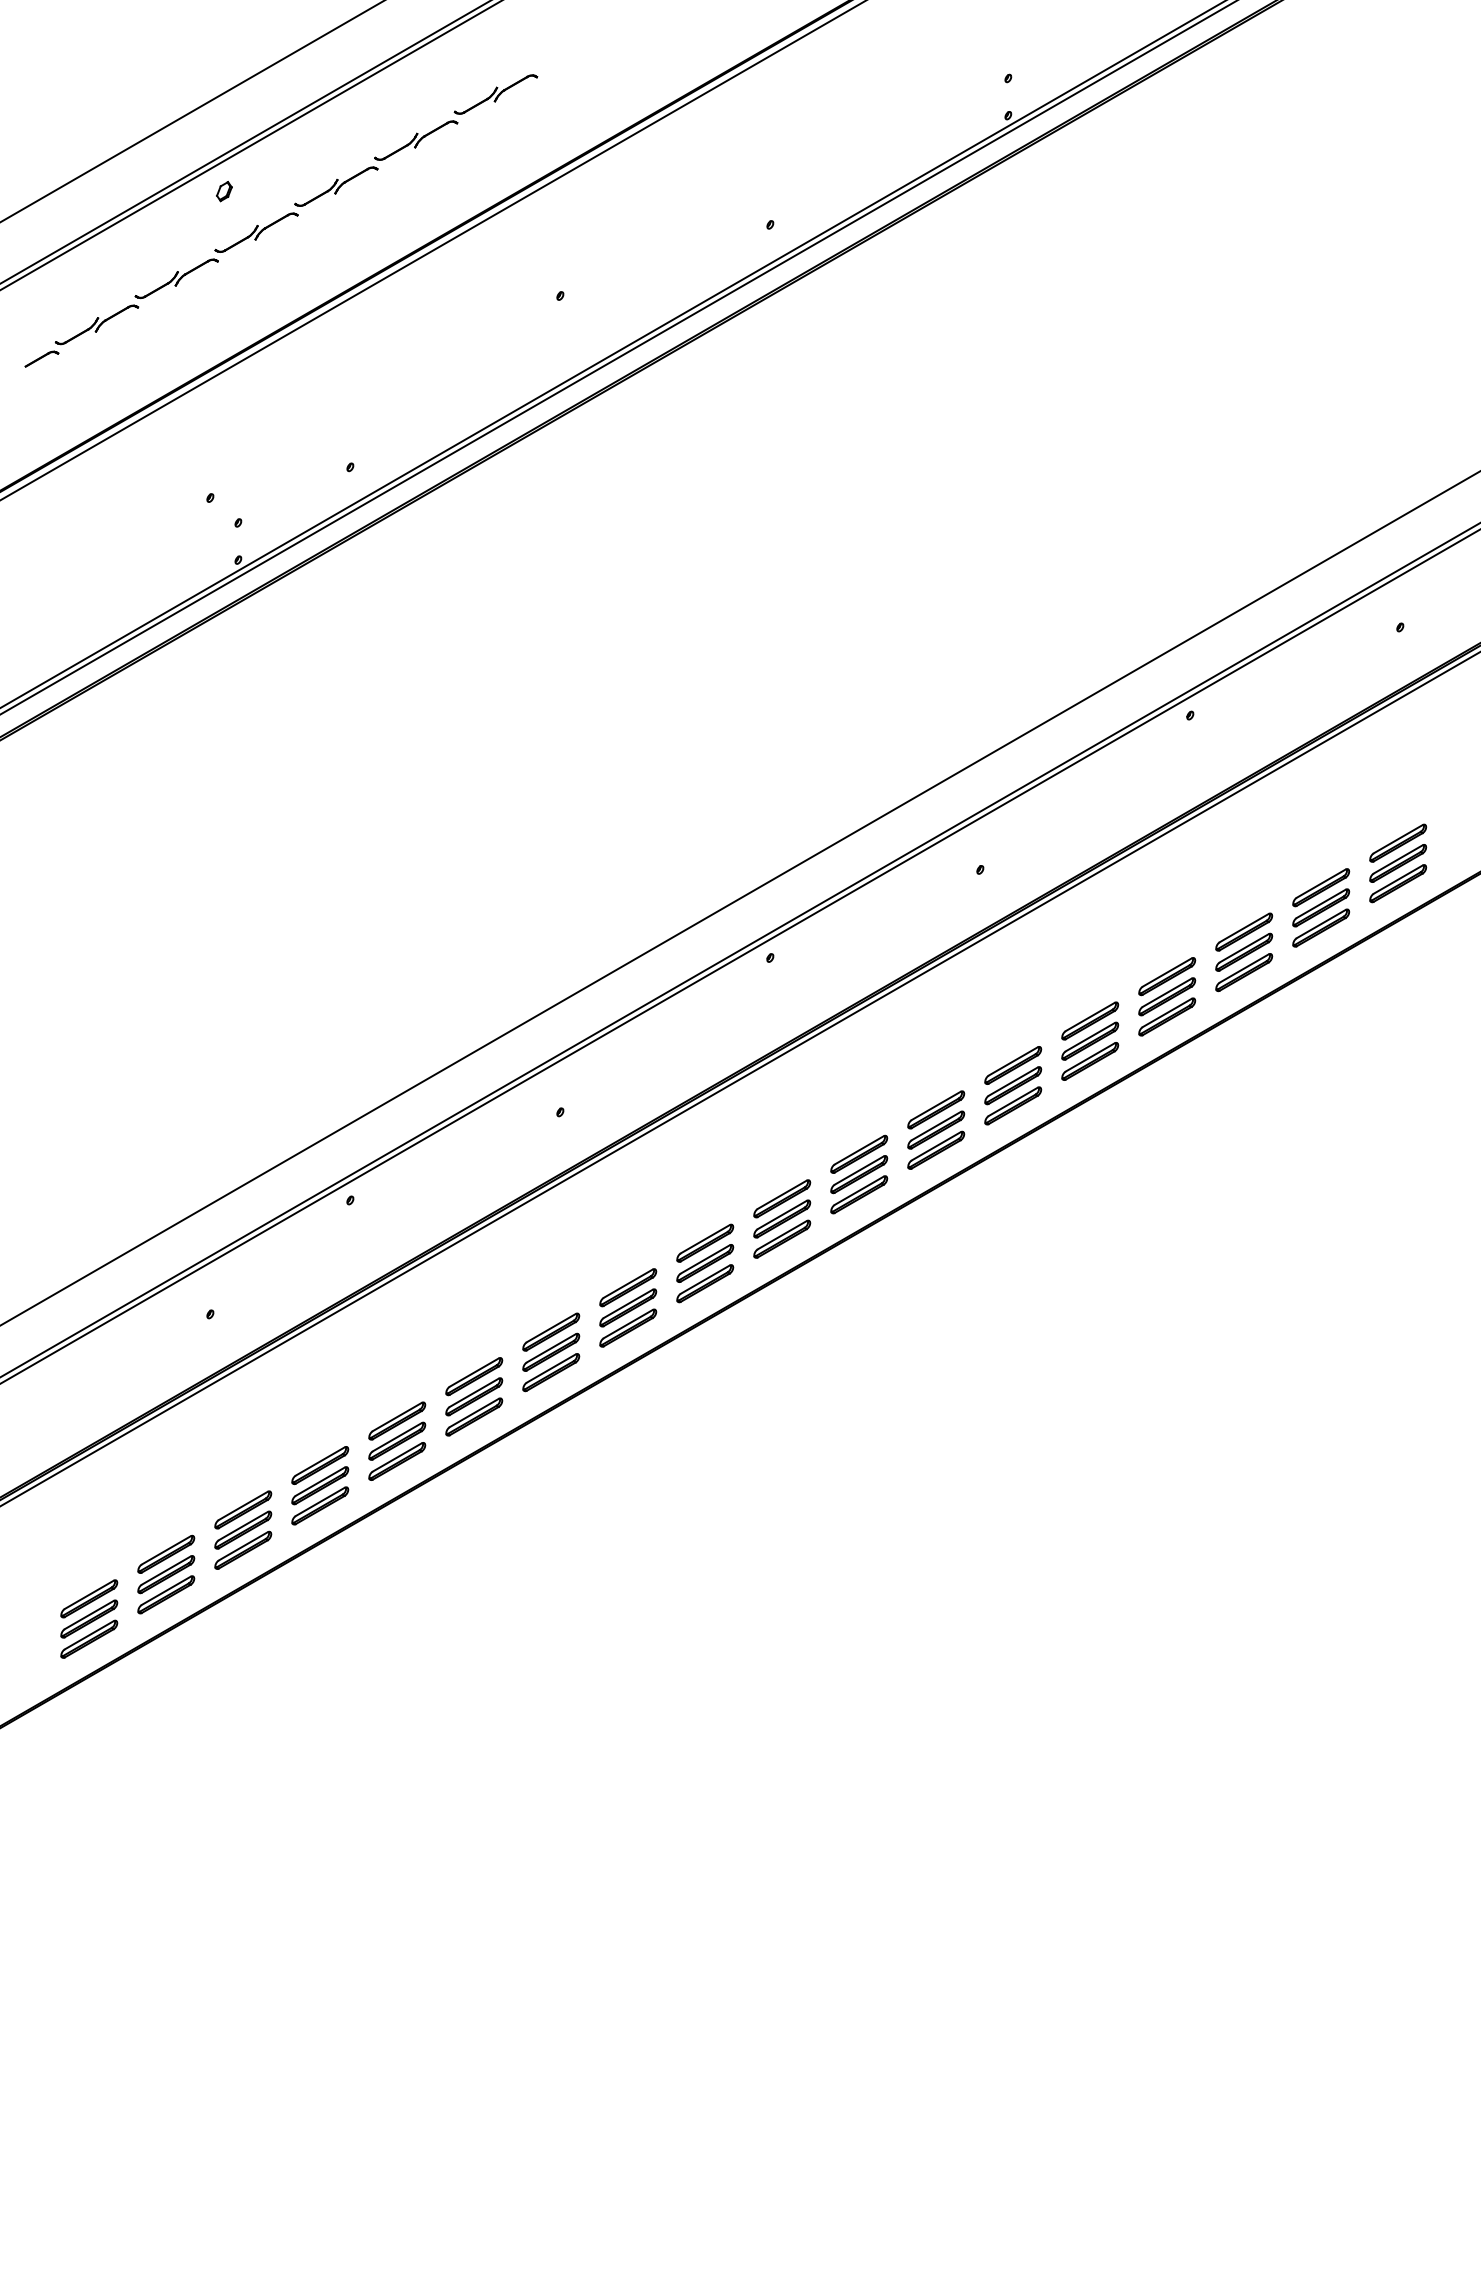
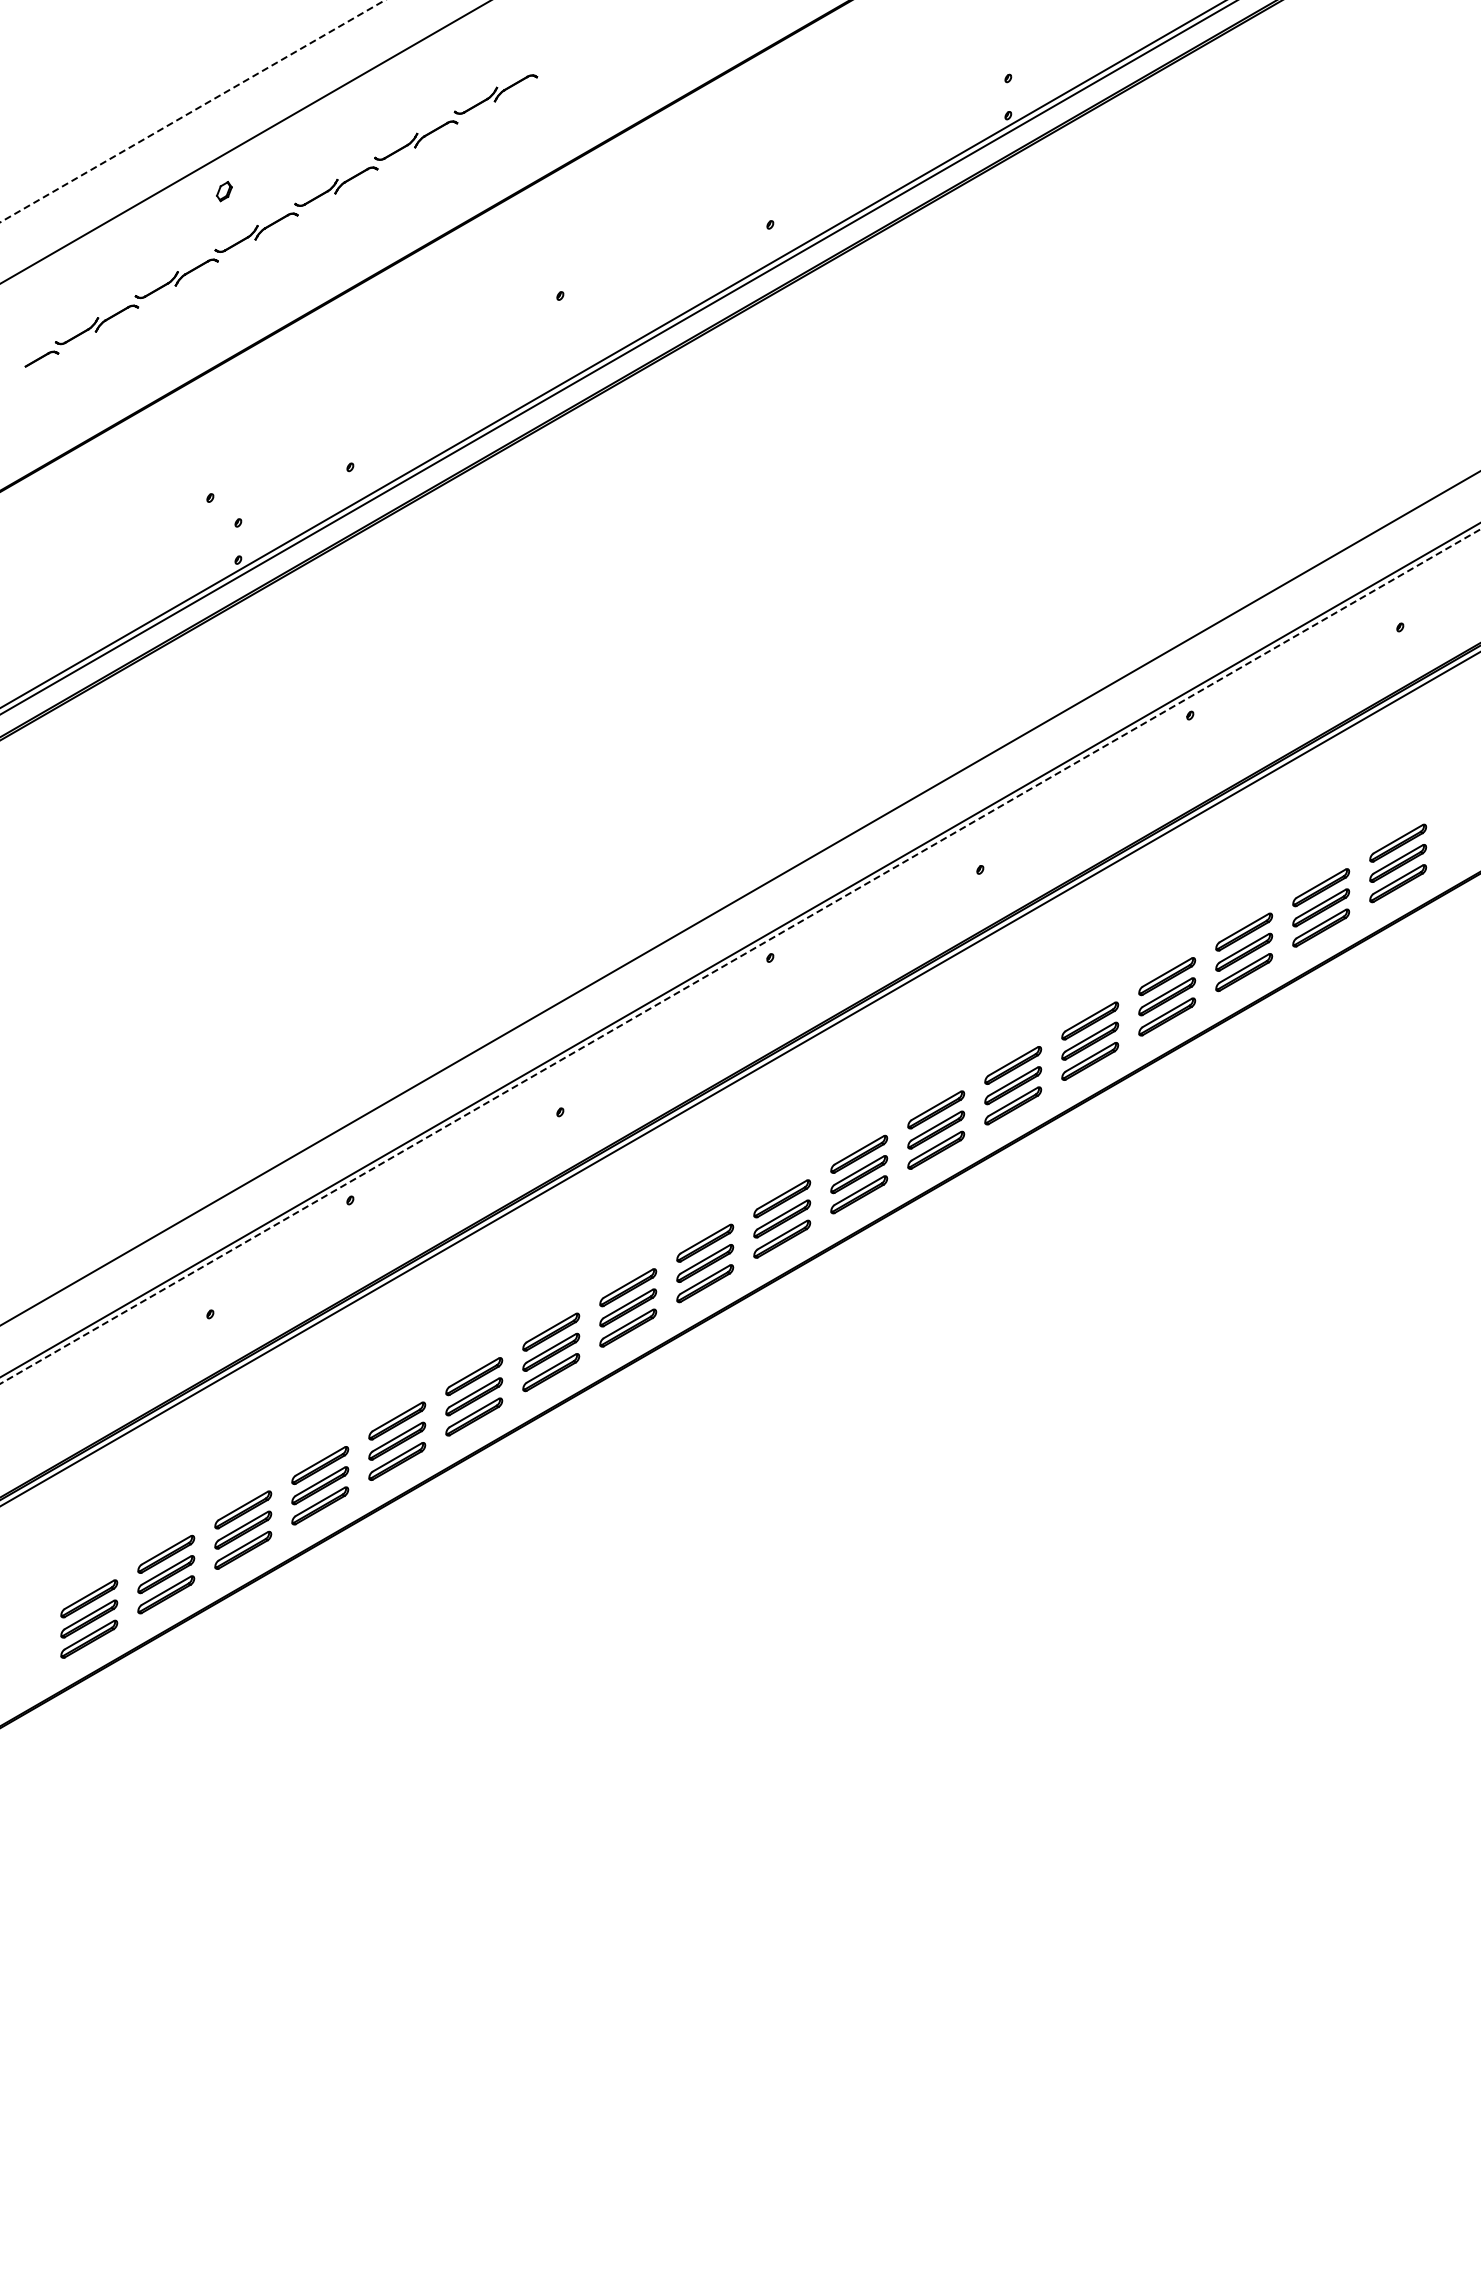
line: solid -> dashed (192, 111)
line: present -> none (250, 145)
line: present -> none (432, 250)
line: solid -> dashed (741, 956)
